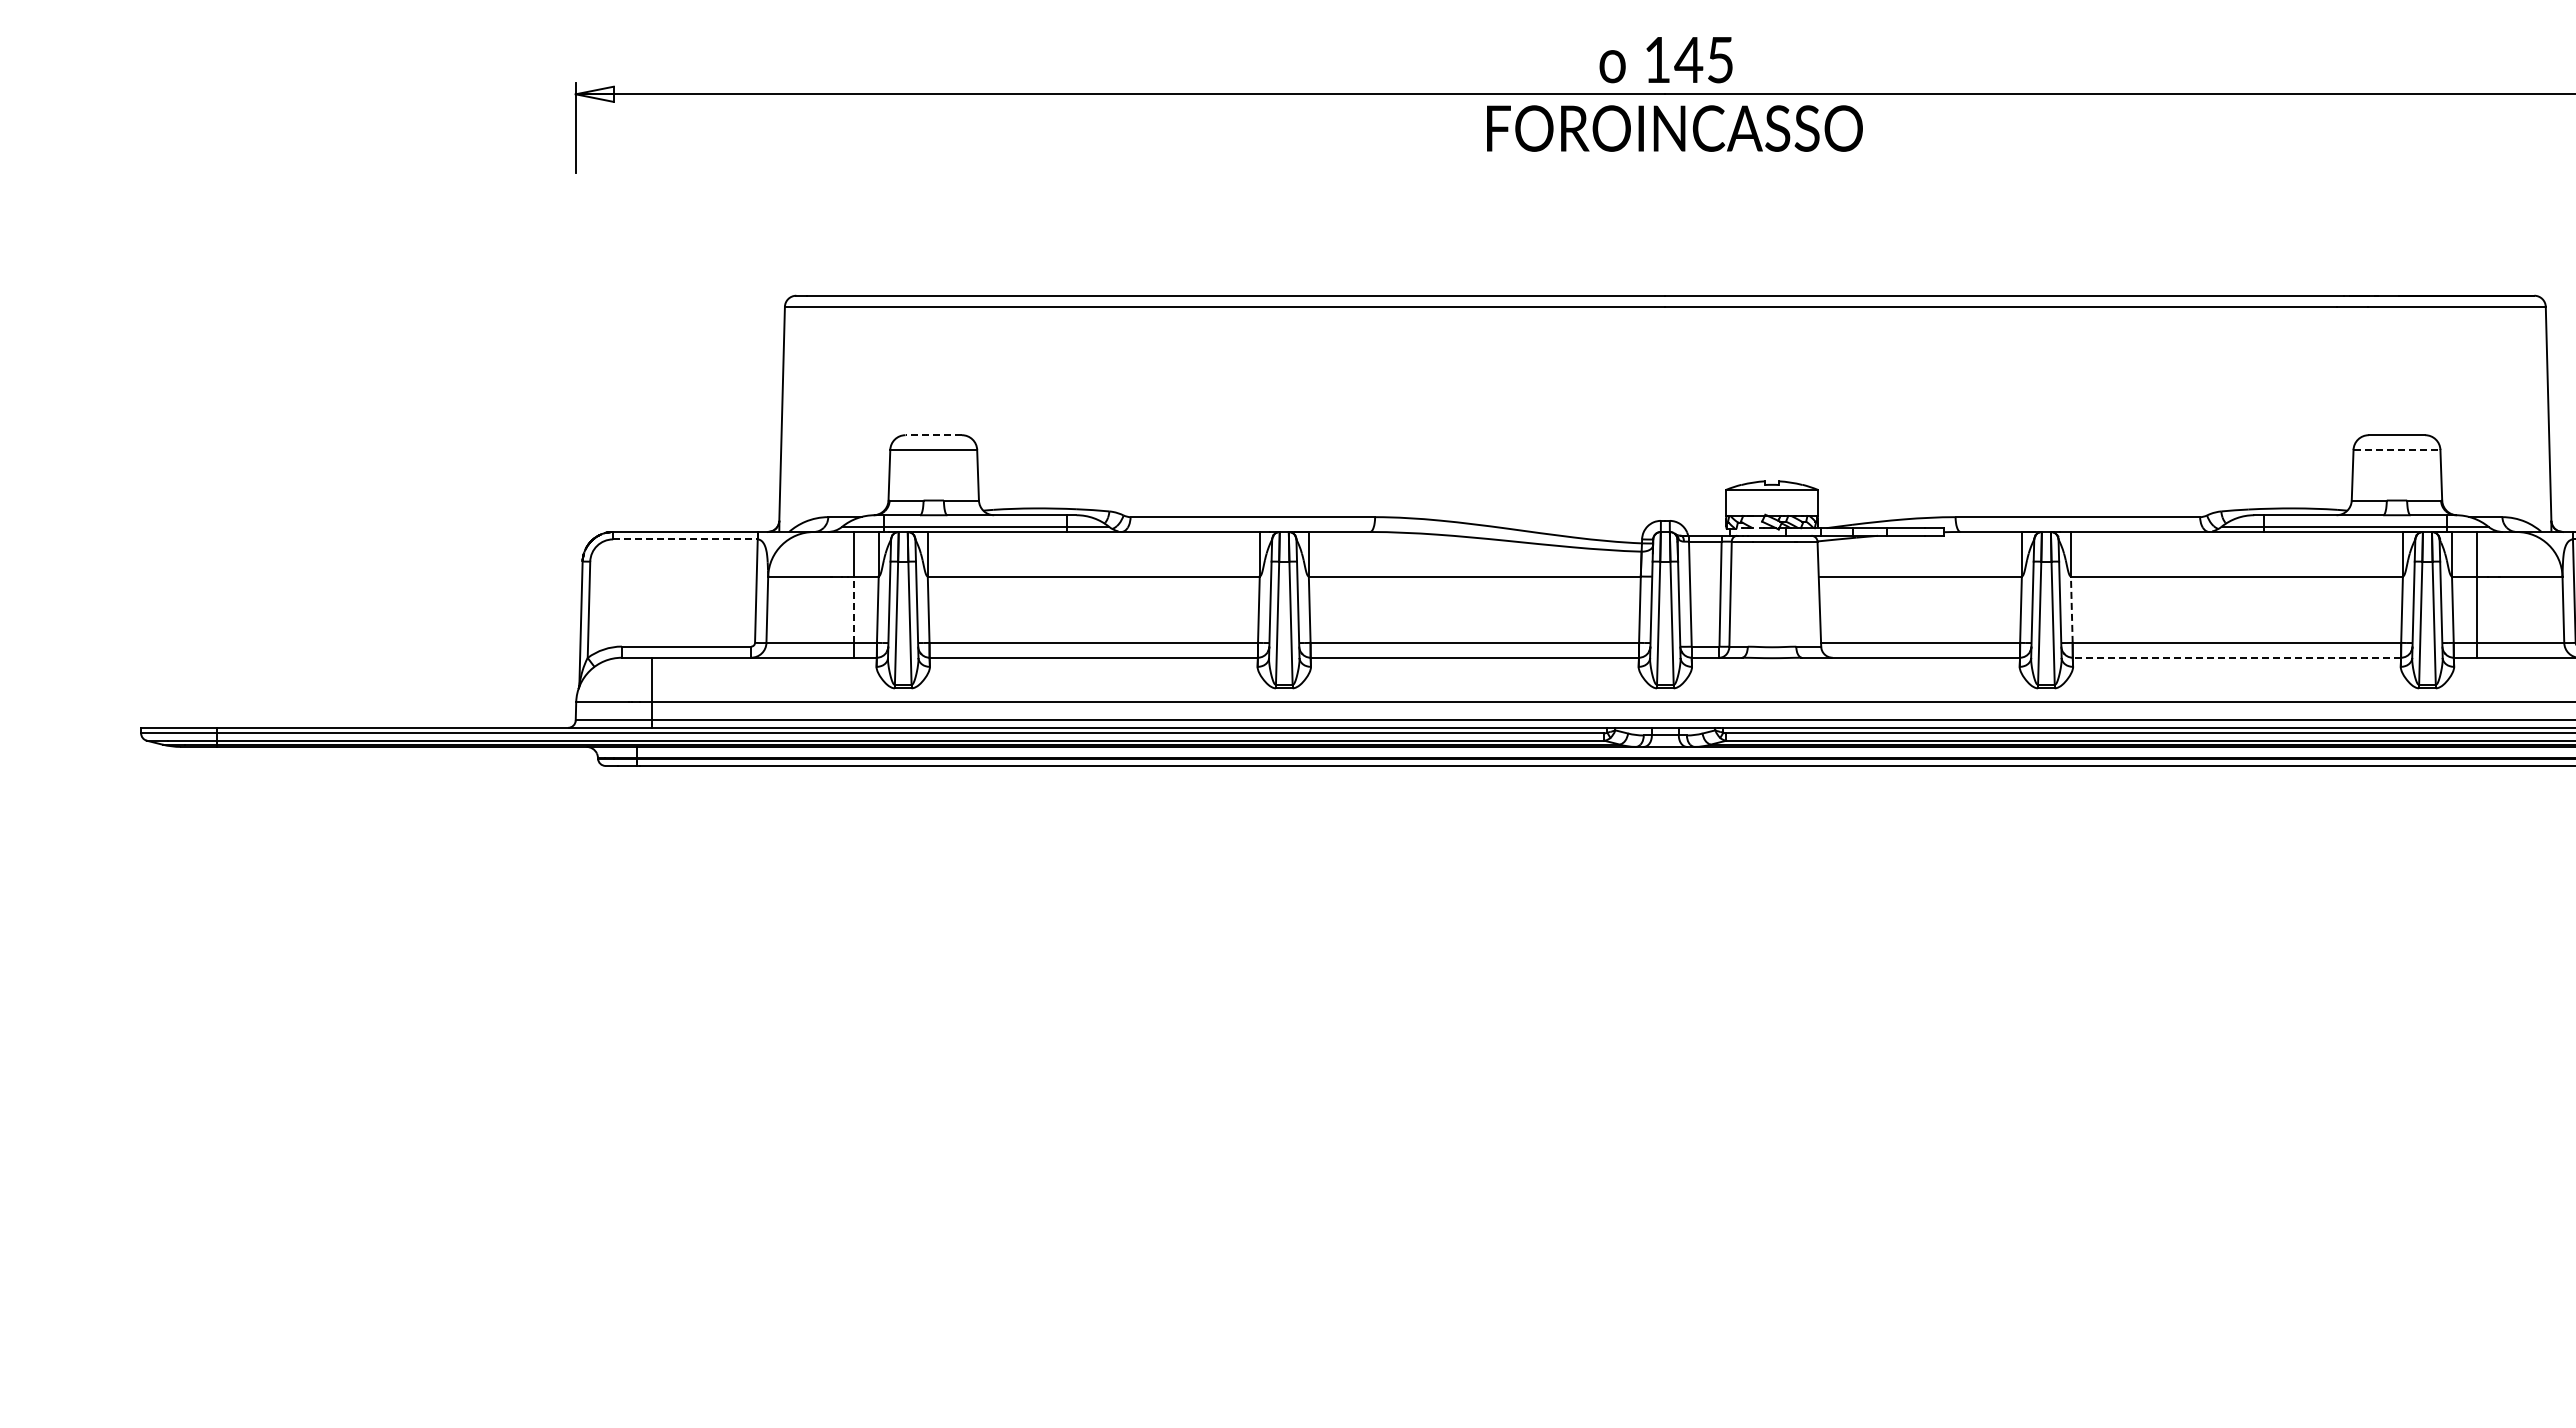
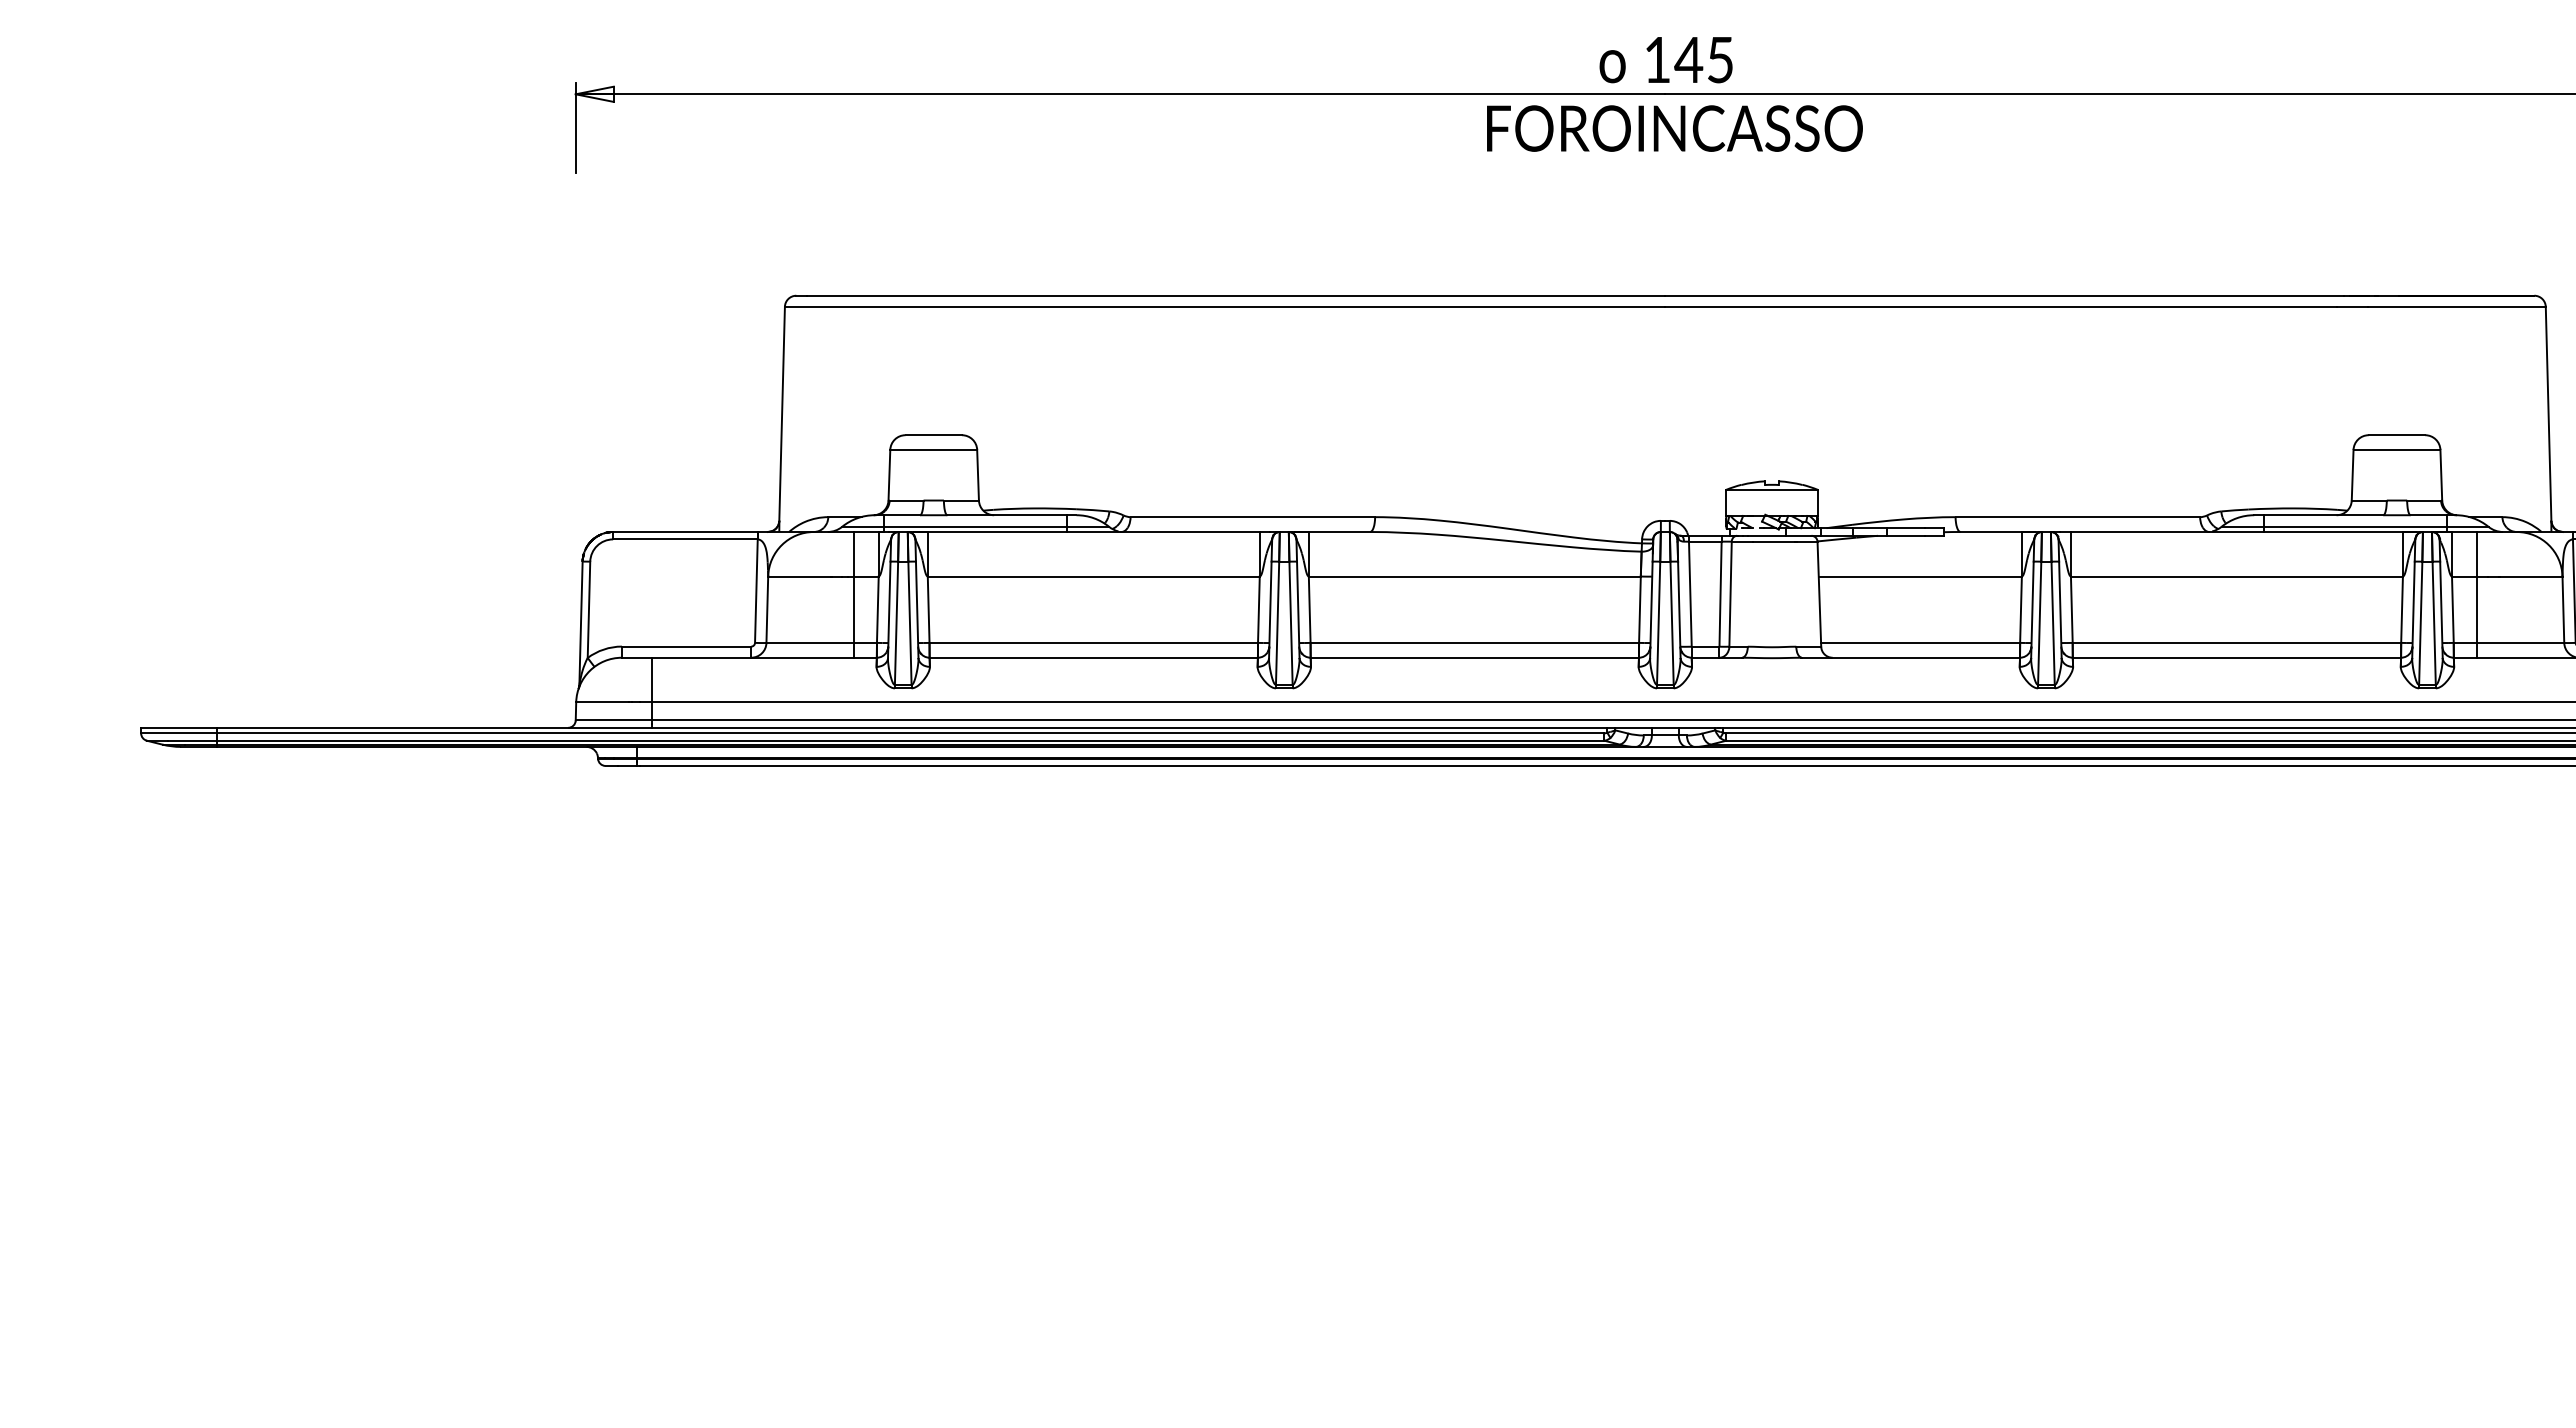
line: dashed -> solid (933, 435)
line: dashed -> solid (2397, 449)
line: dashed -> solid (685, 539)
line: dashed -> solid (853, 609)
line: dashed -> solid (2071, 609)
line: dashed -> solid (2236, 657)
